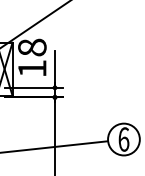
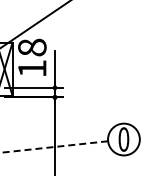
text: 6 -> 0 (123, 139)
line: solid -> dashed (54, 146)
